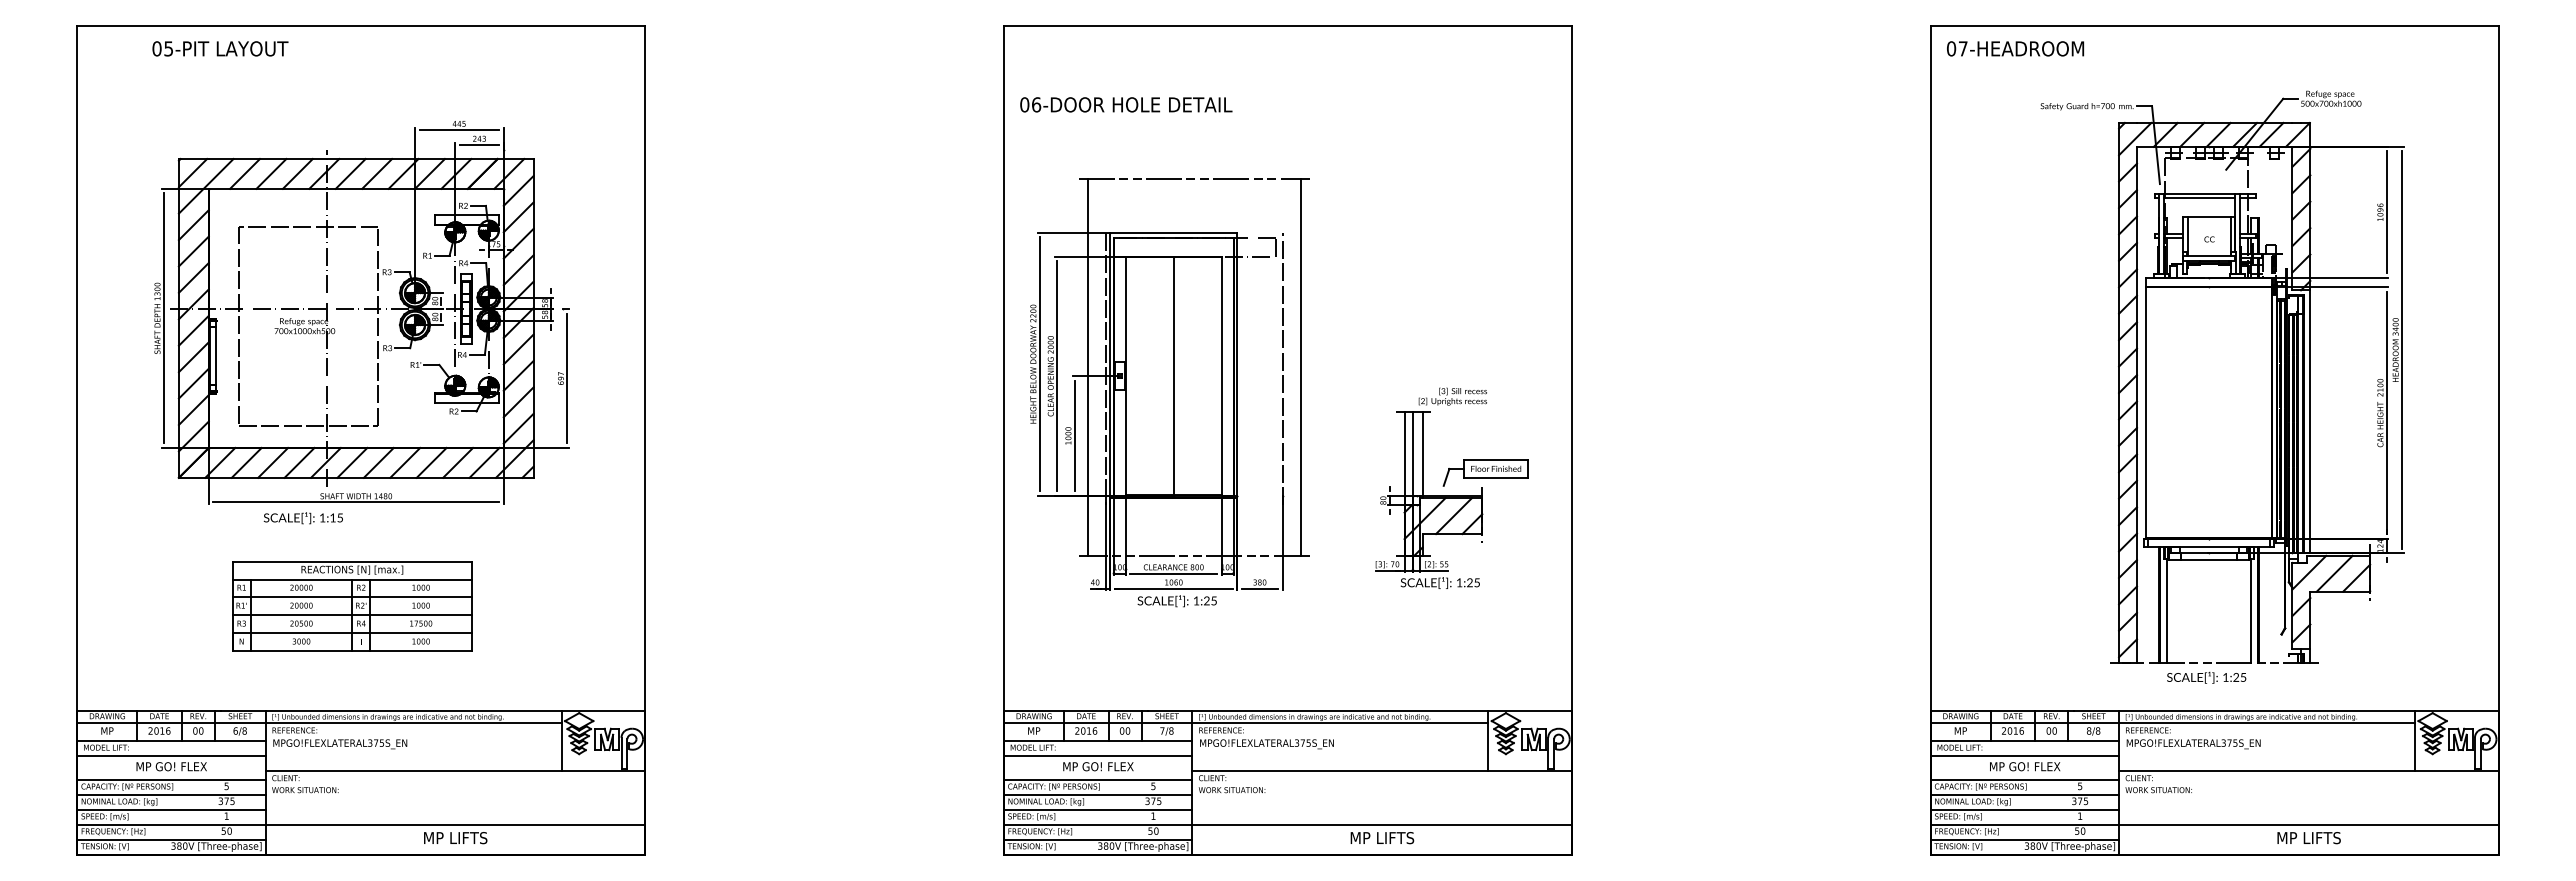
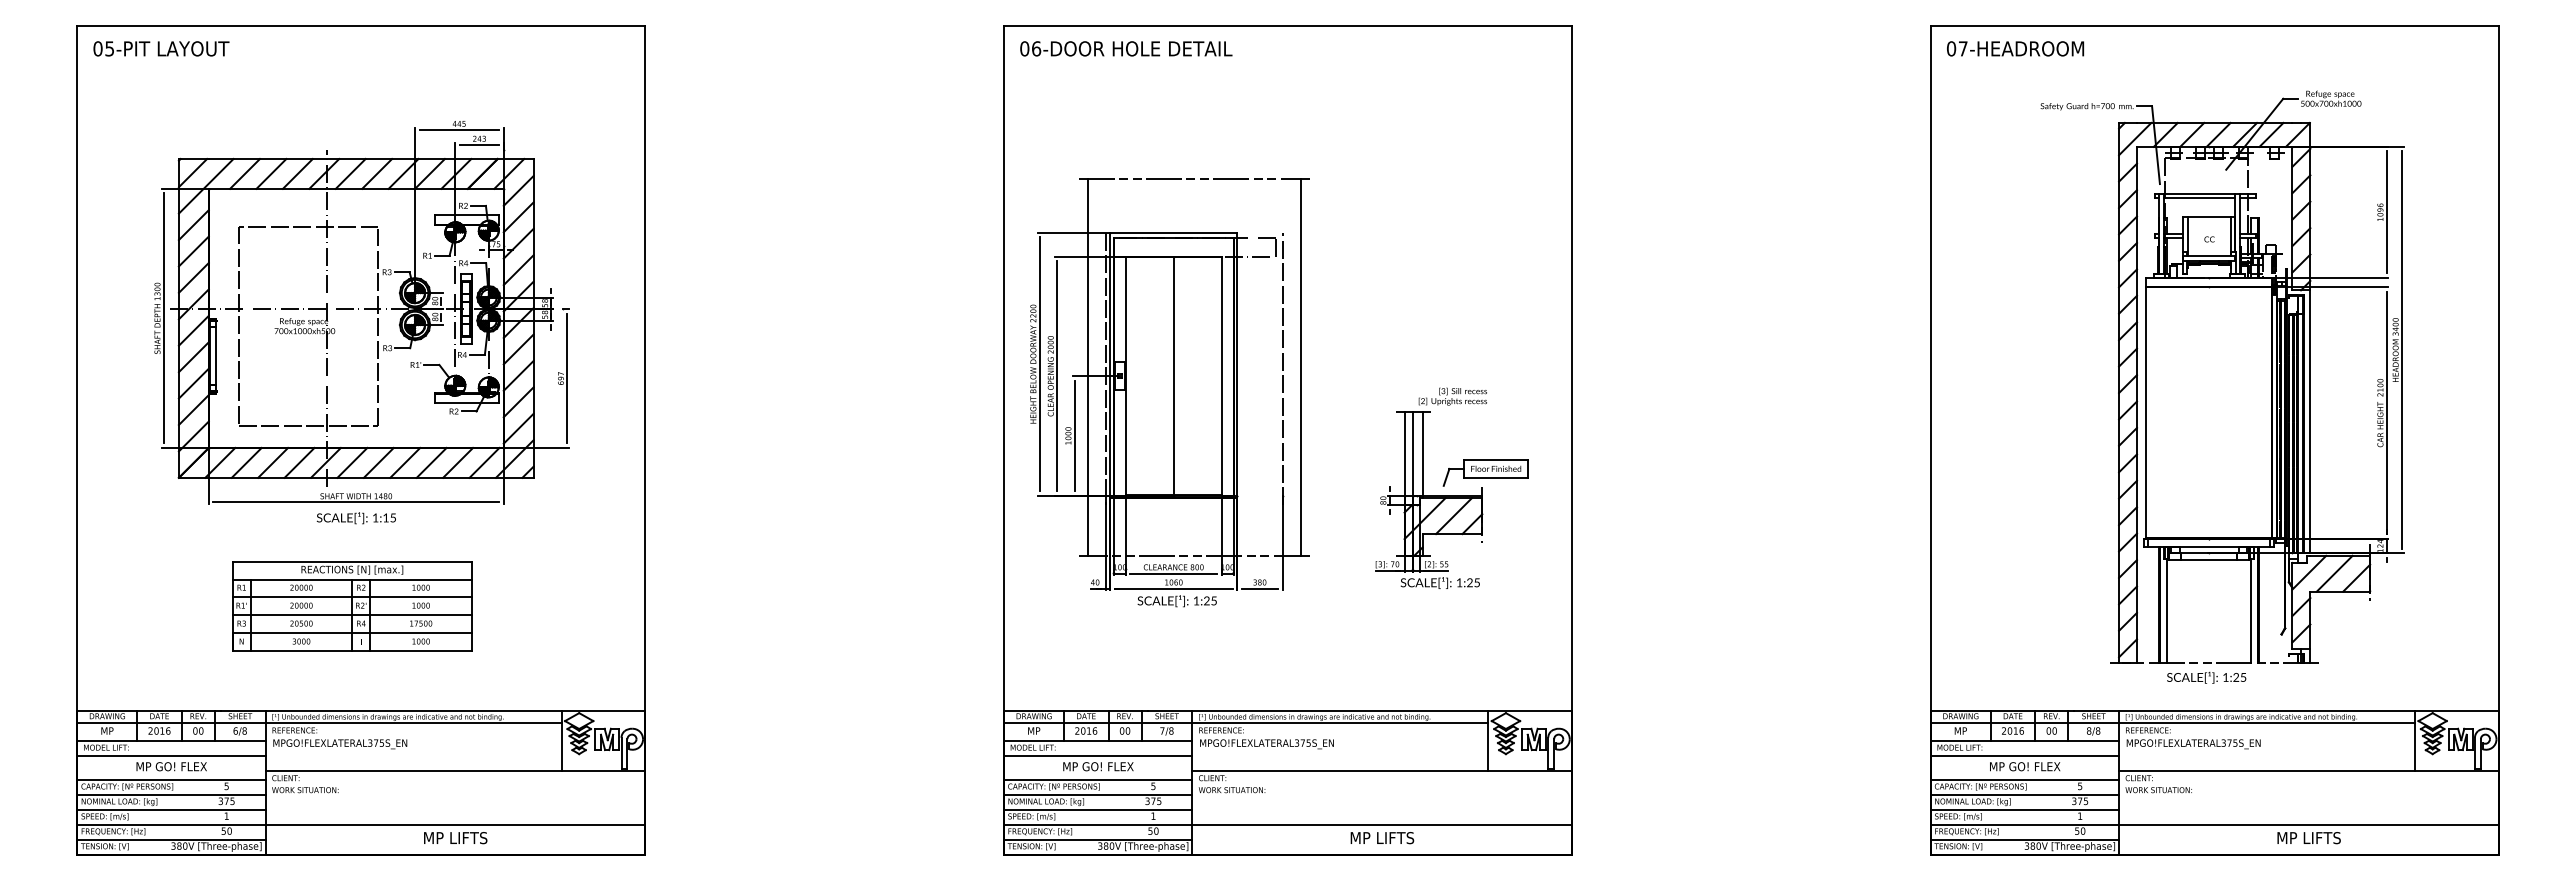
text position: (220, 48) -> (161, 48) (161, 48)
text position: (1126, 104) -> (1126, 48) (1126, 48)
text position: (302, 518) -> (355, 518) (355, 518)
